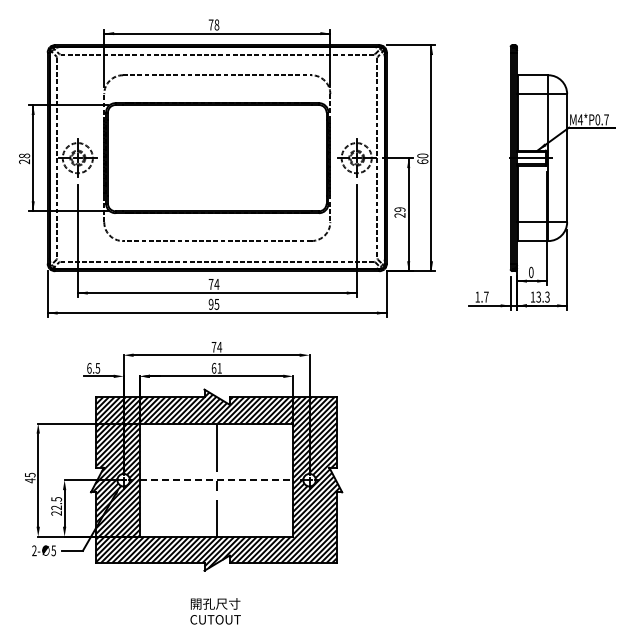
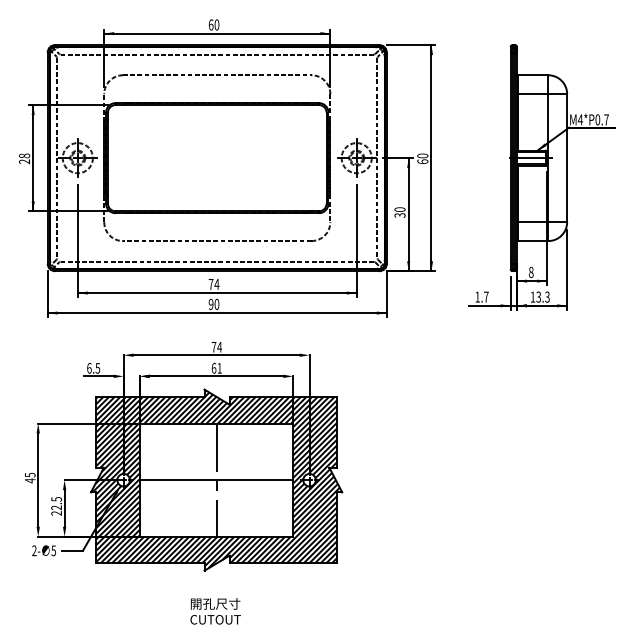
text: 78 -> 60 (213, 24)
text: 29 -> 30 (399, 212)
text: 0 -> 8 (531, 272)
text: 95 -> 90 (216, 304)
line: dashed -> solid (216, 480)
